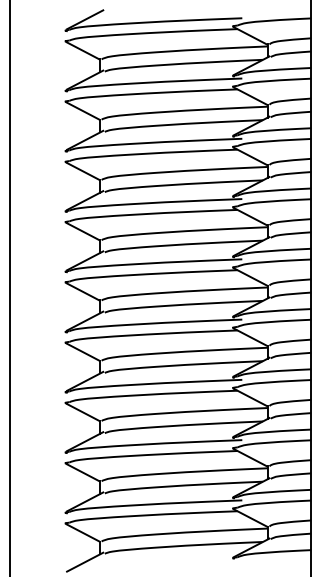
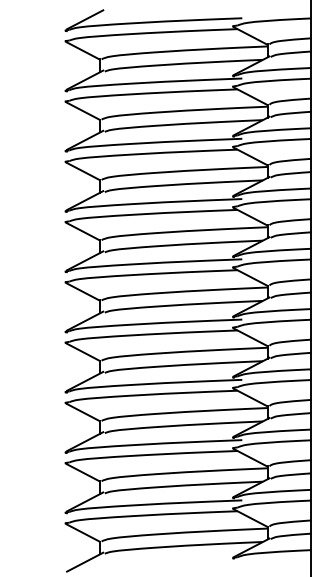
line: present -> none (9, 287)
